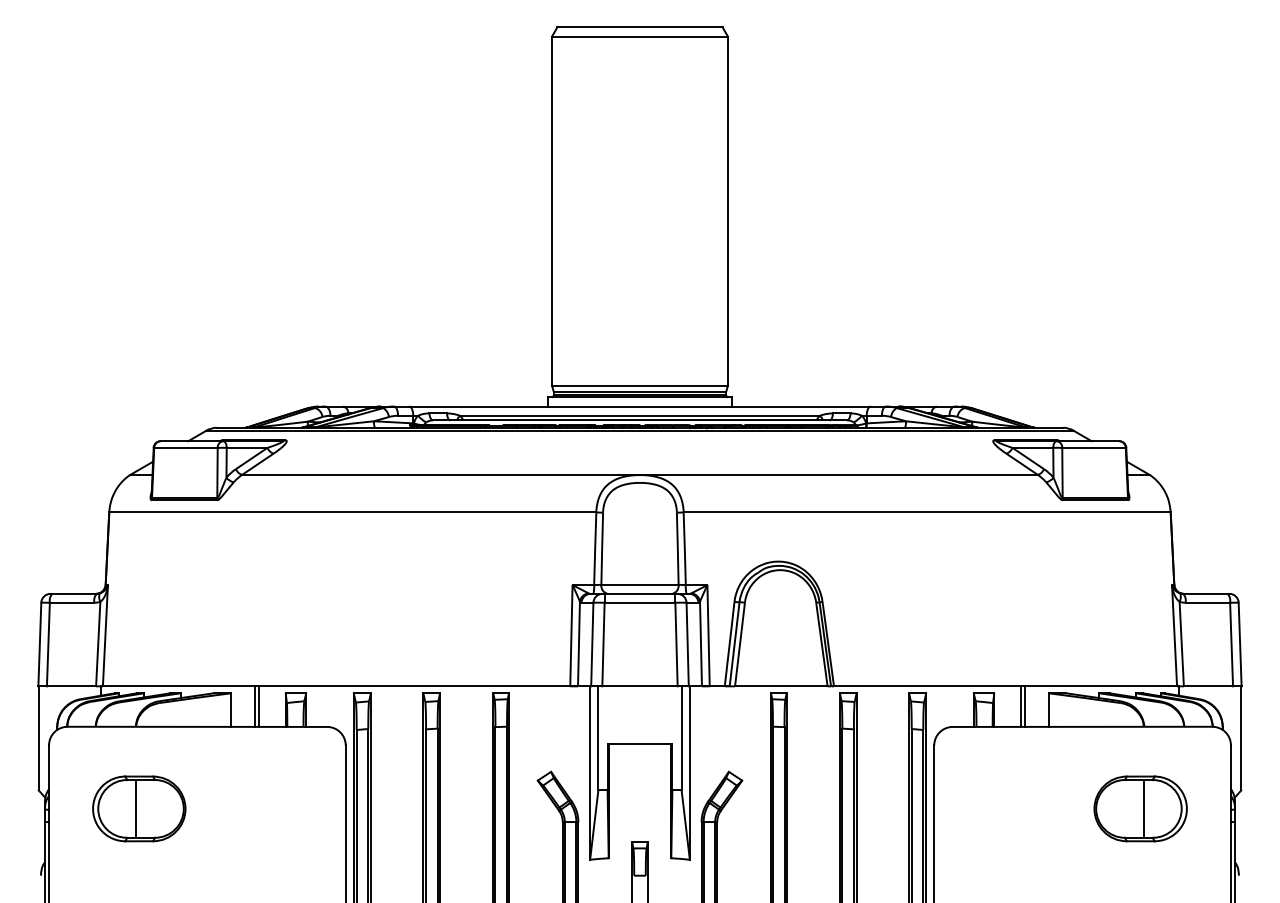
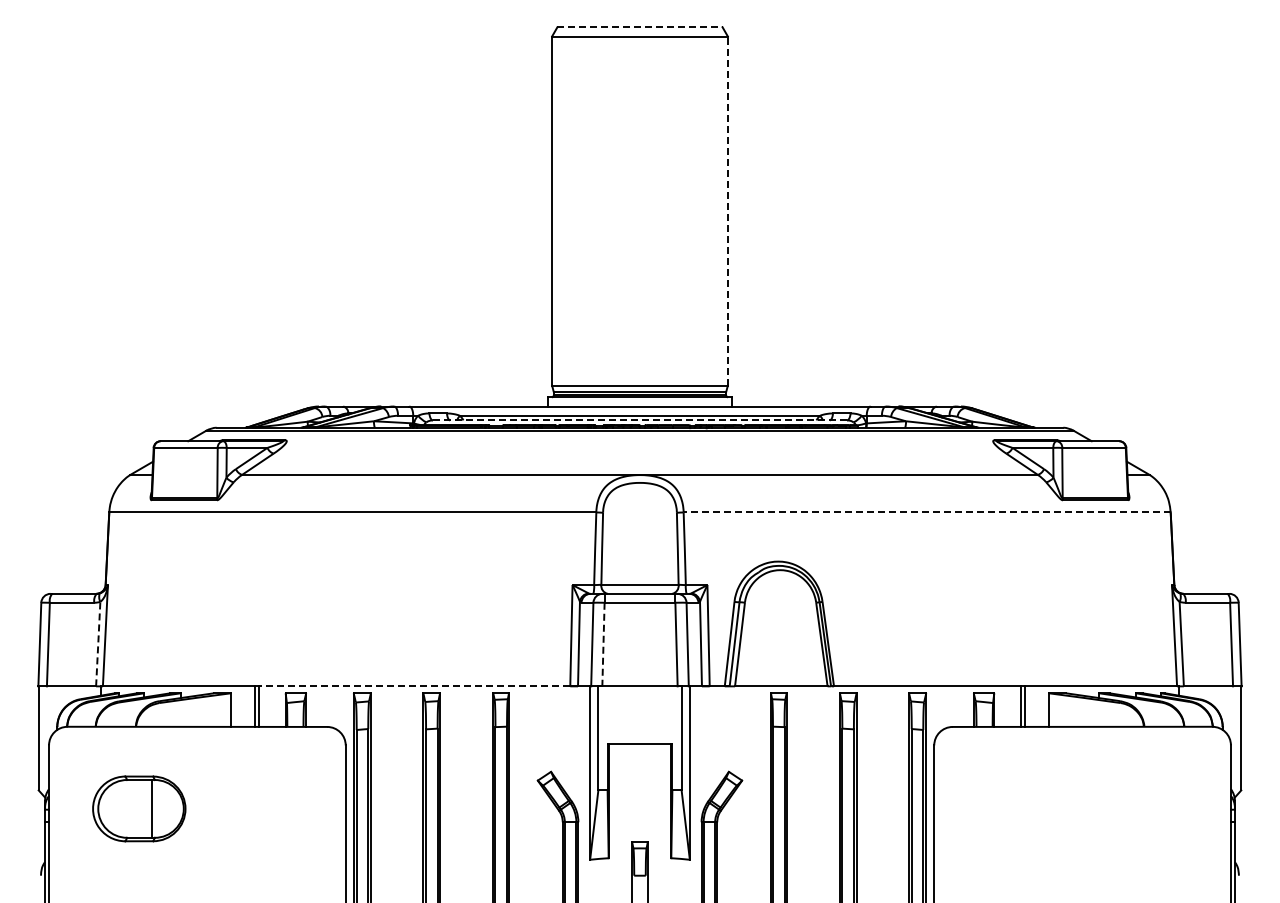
line: solid -> dashed (640, 27)
line: solid -> dashed (727, 211)
line: solid -> dashed (640, 420)
line: solid -> dashed (927, 512)
line: solid -> dashed (98, 644)
line: solid -> dashed (603, 644)
line: solid -> dashed (414, 686)
line position: (135, 808) -> (151, 808) (151, 808)
part: present -> none (1140, 808)
